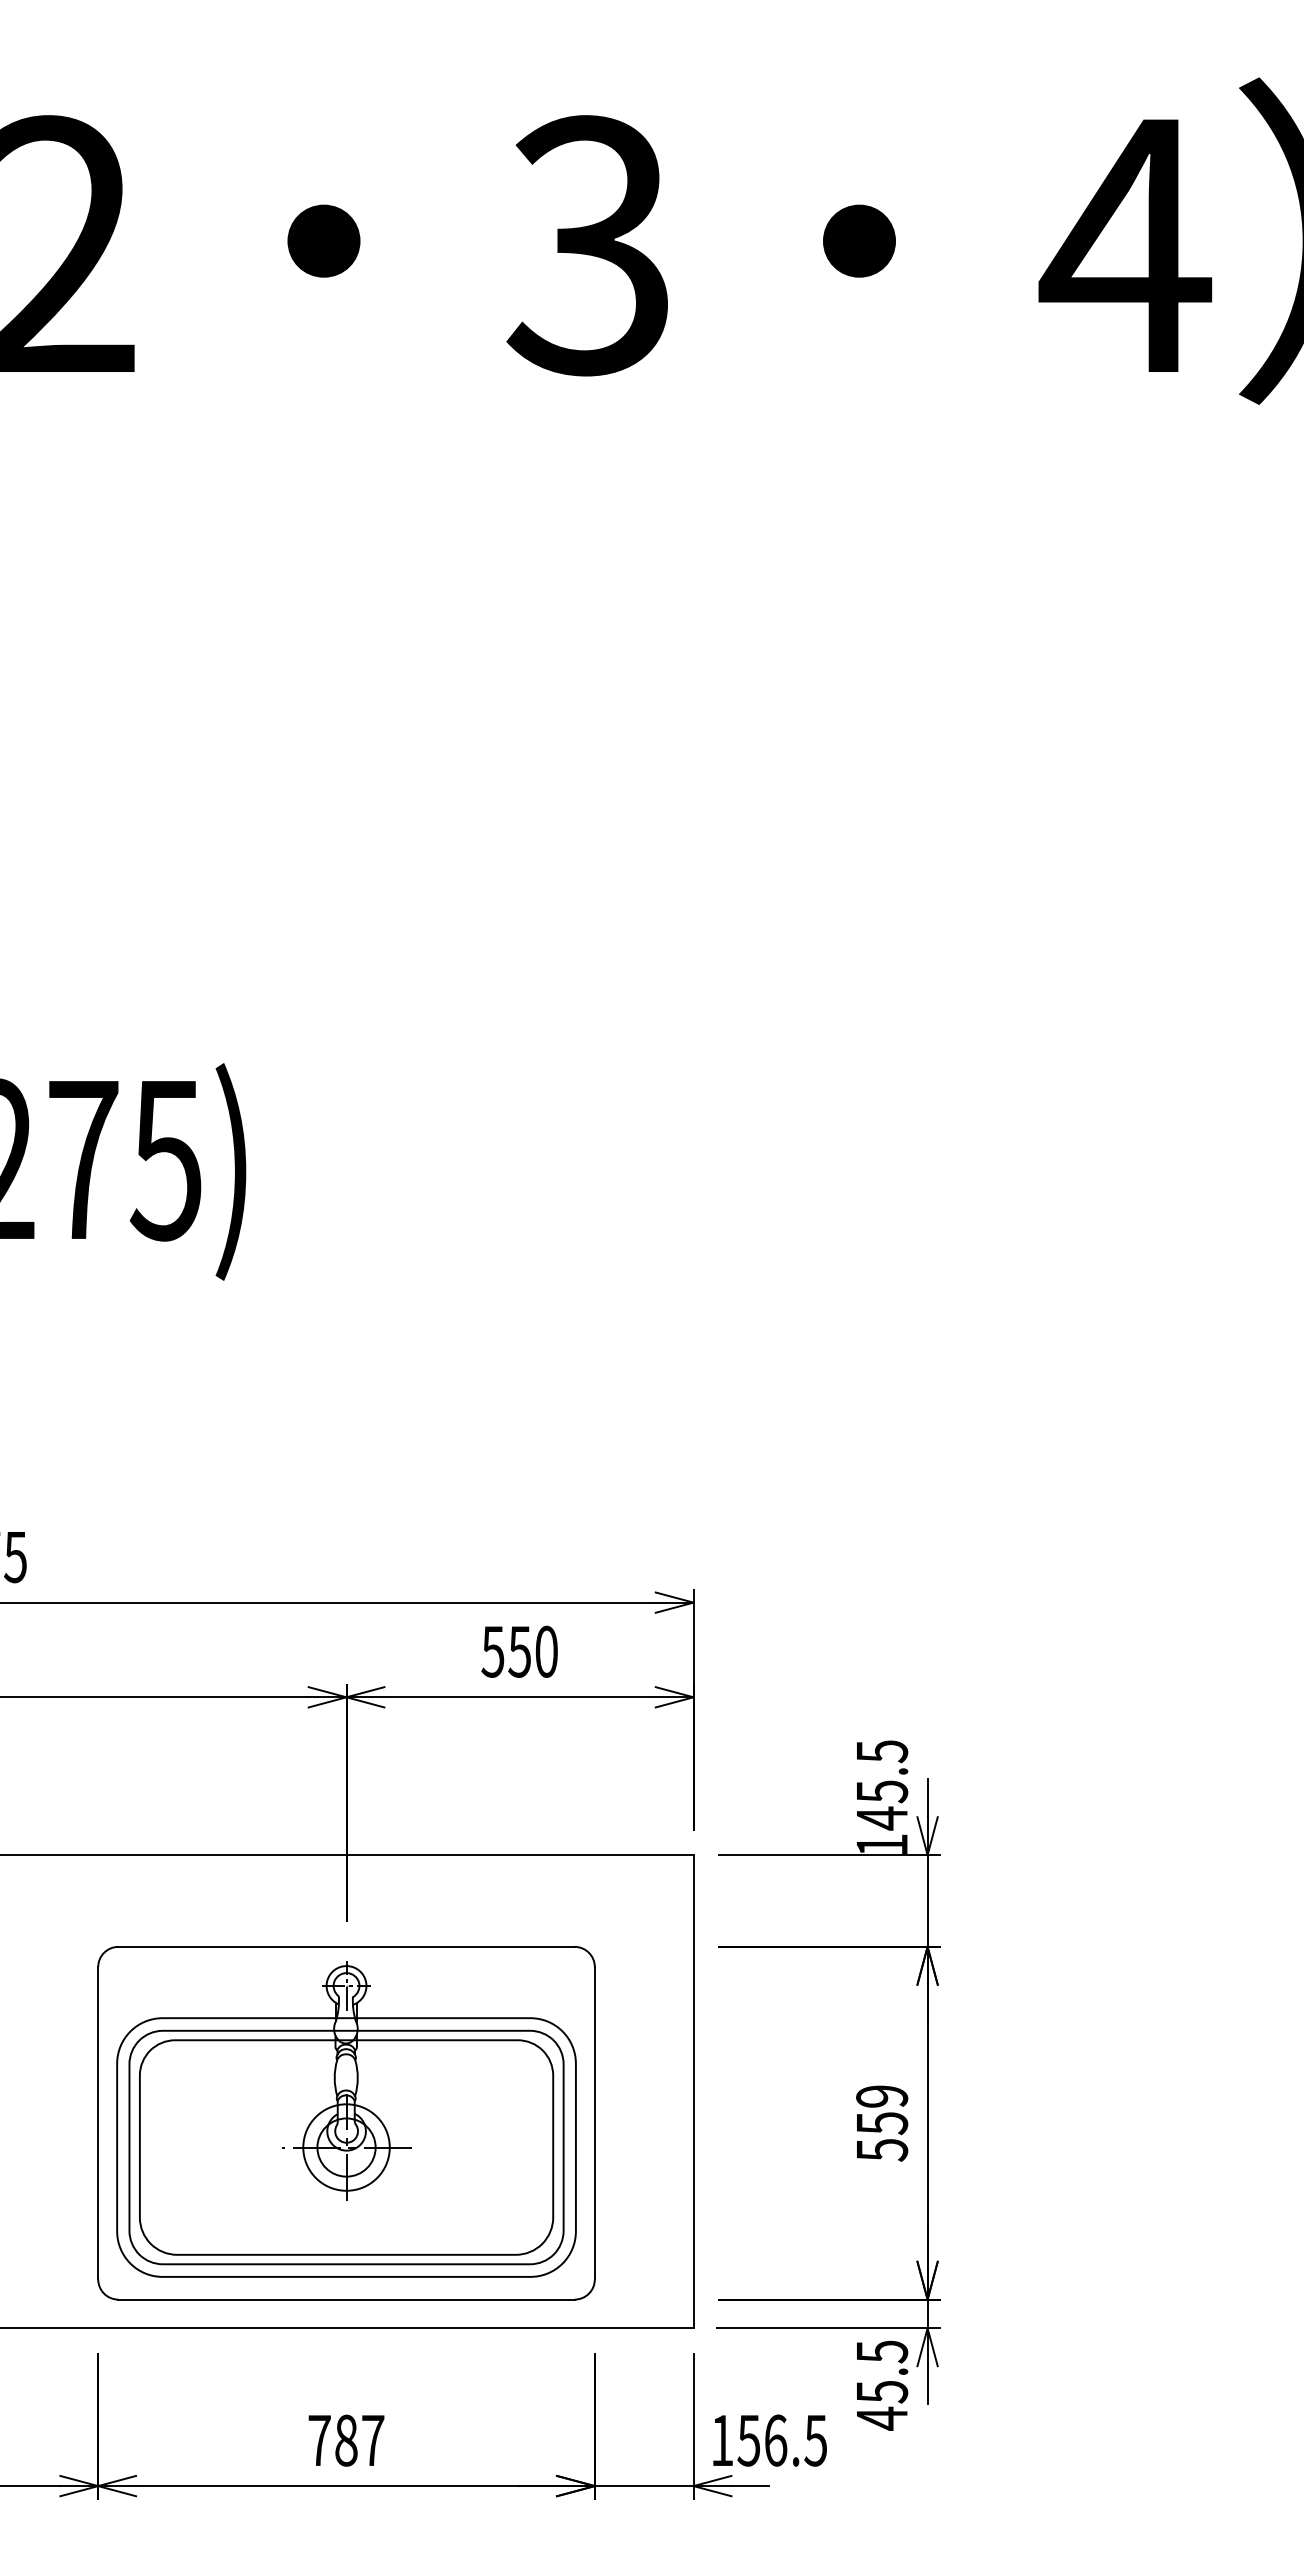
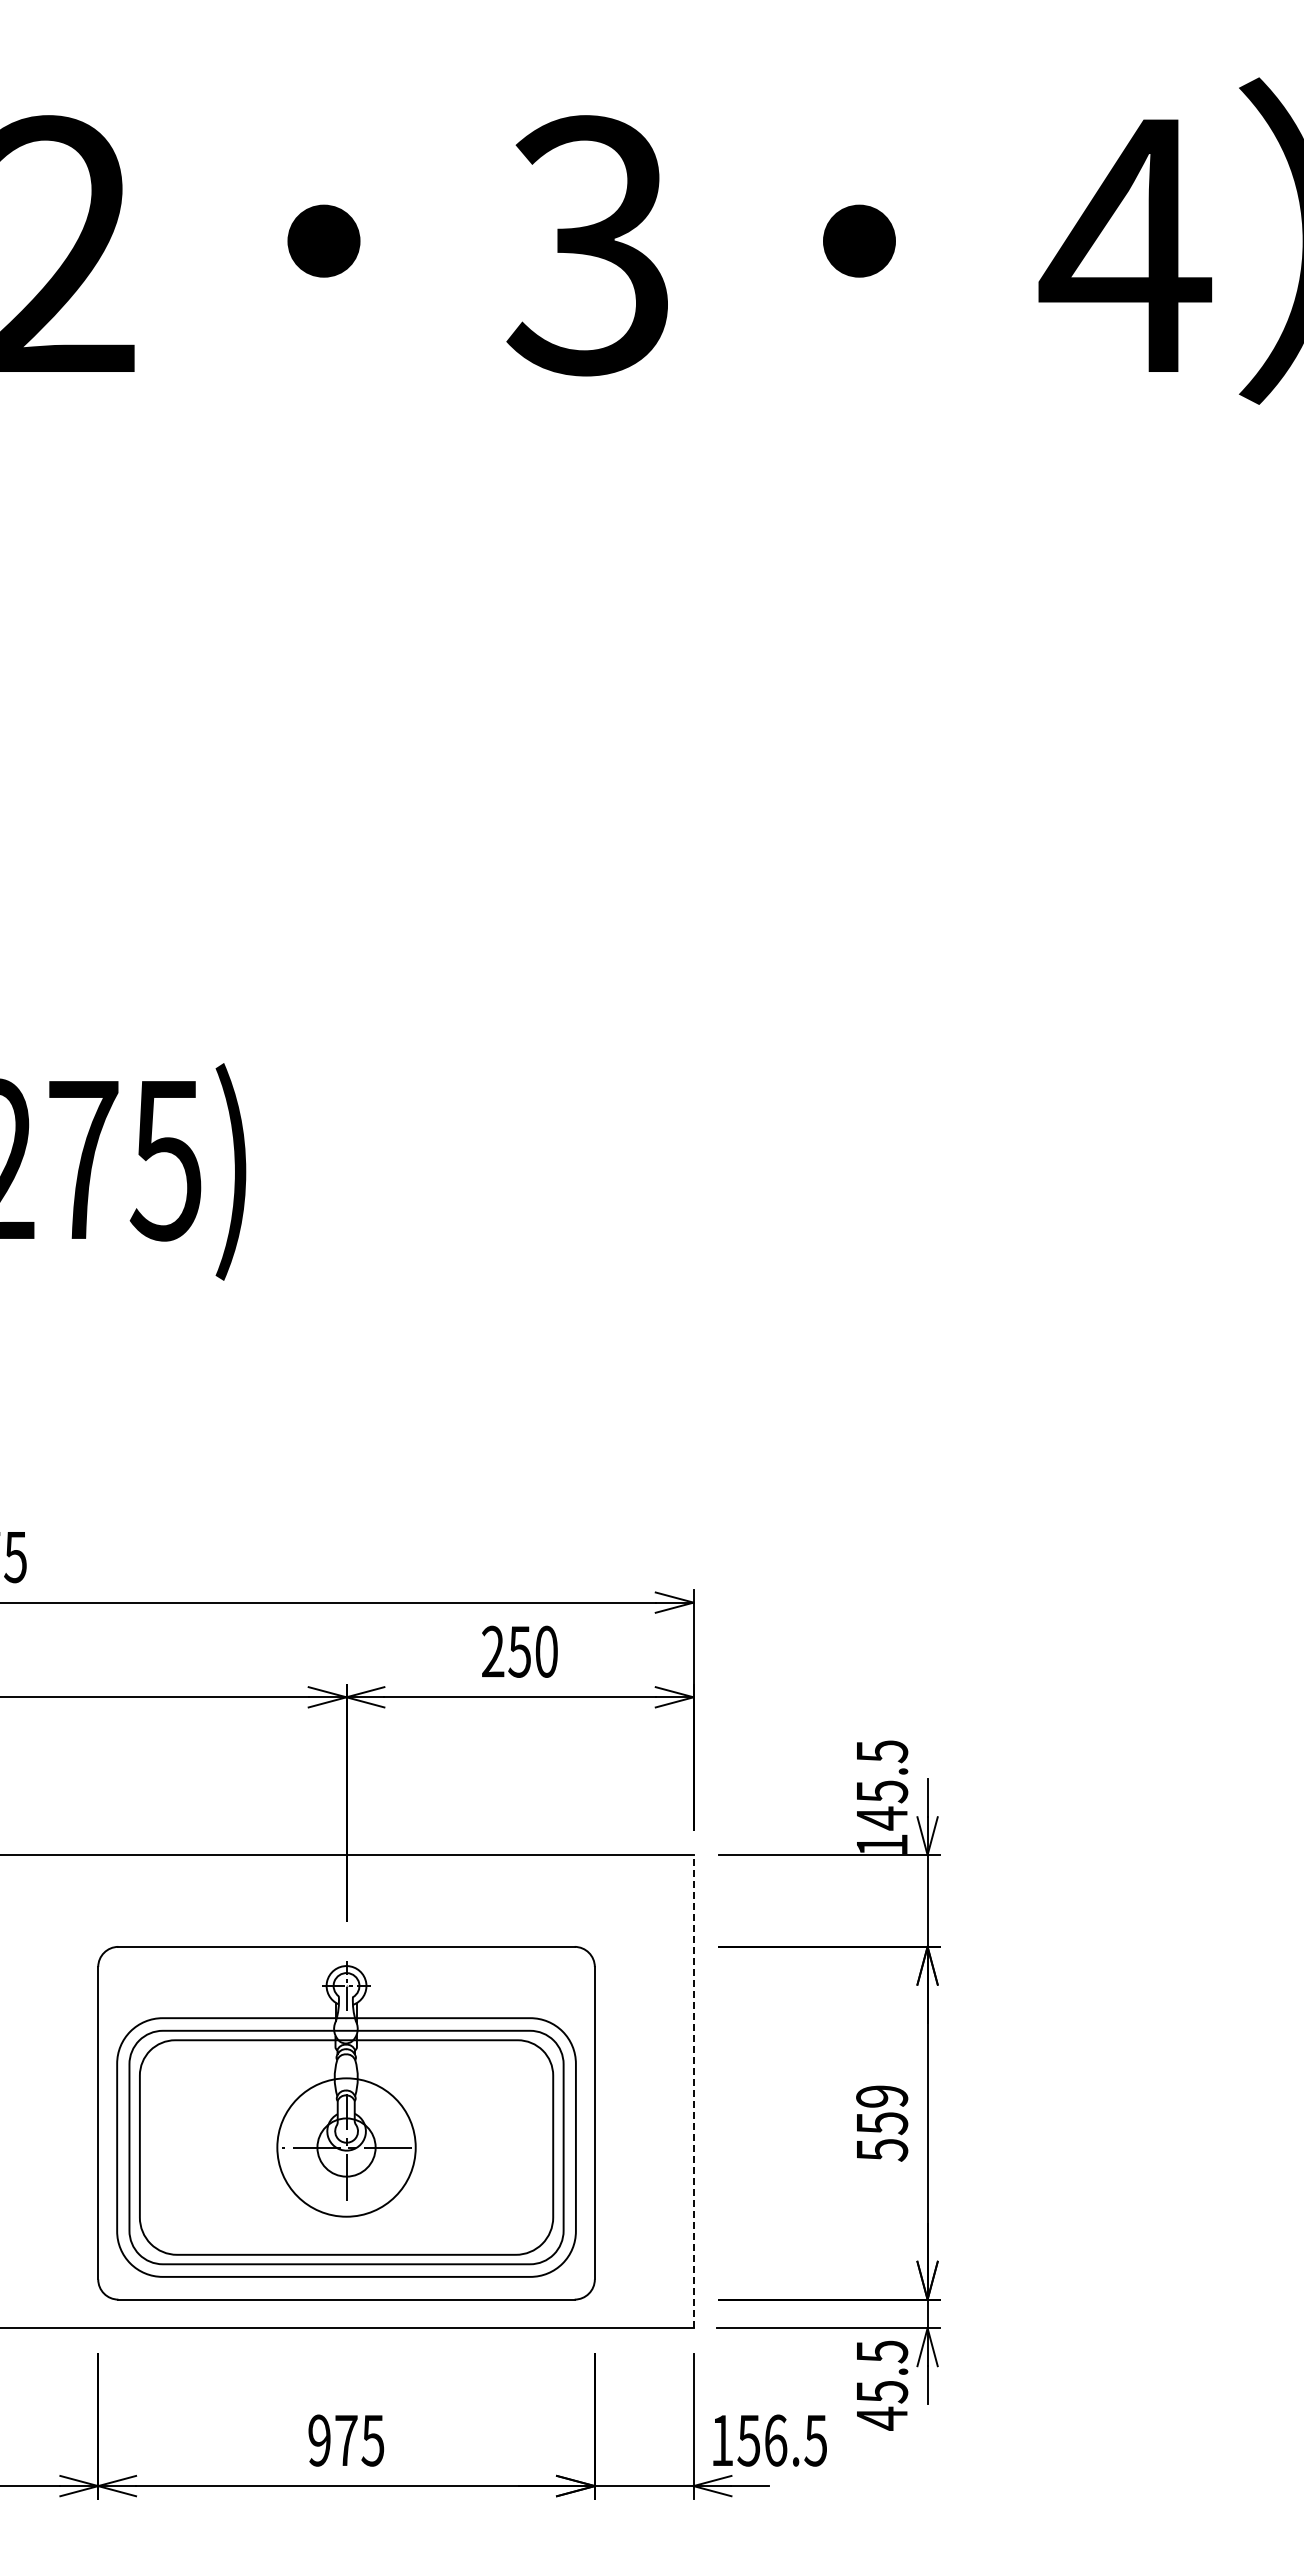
text: 550 -> 250 (492, 1651)
line: solid -> dashed (693, 2091)
circle diameter: 86 px -> 138 px (346, 2147)
text: 787 -> 975 (346, 2440)
